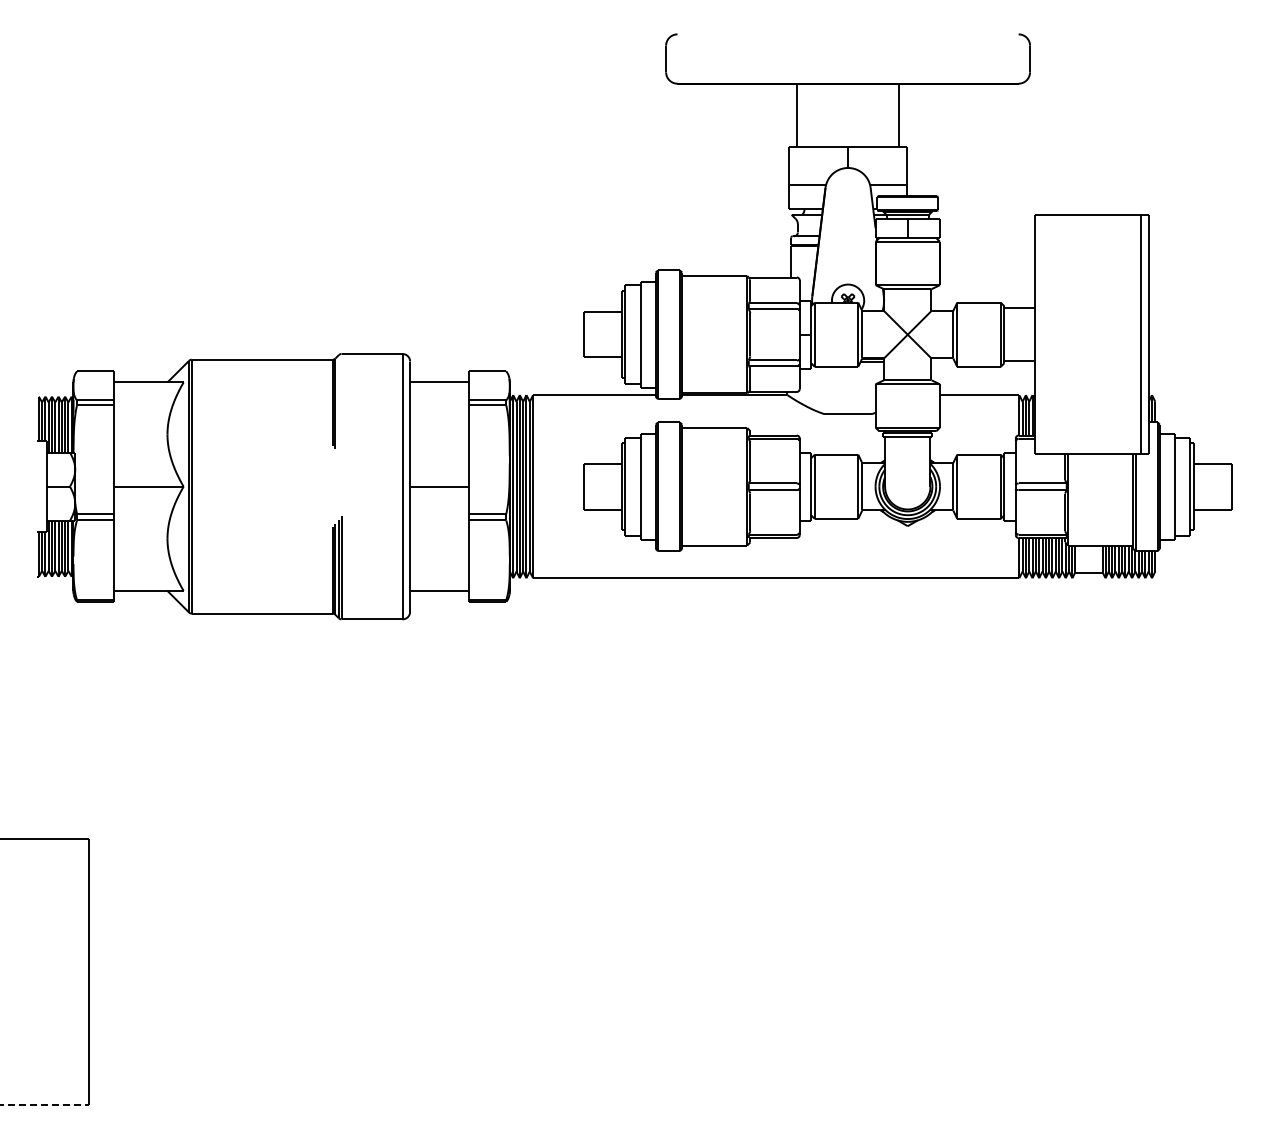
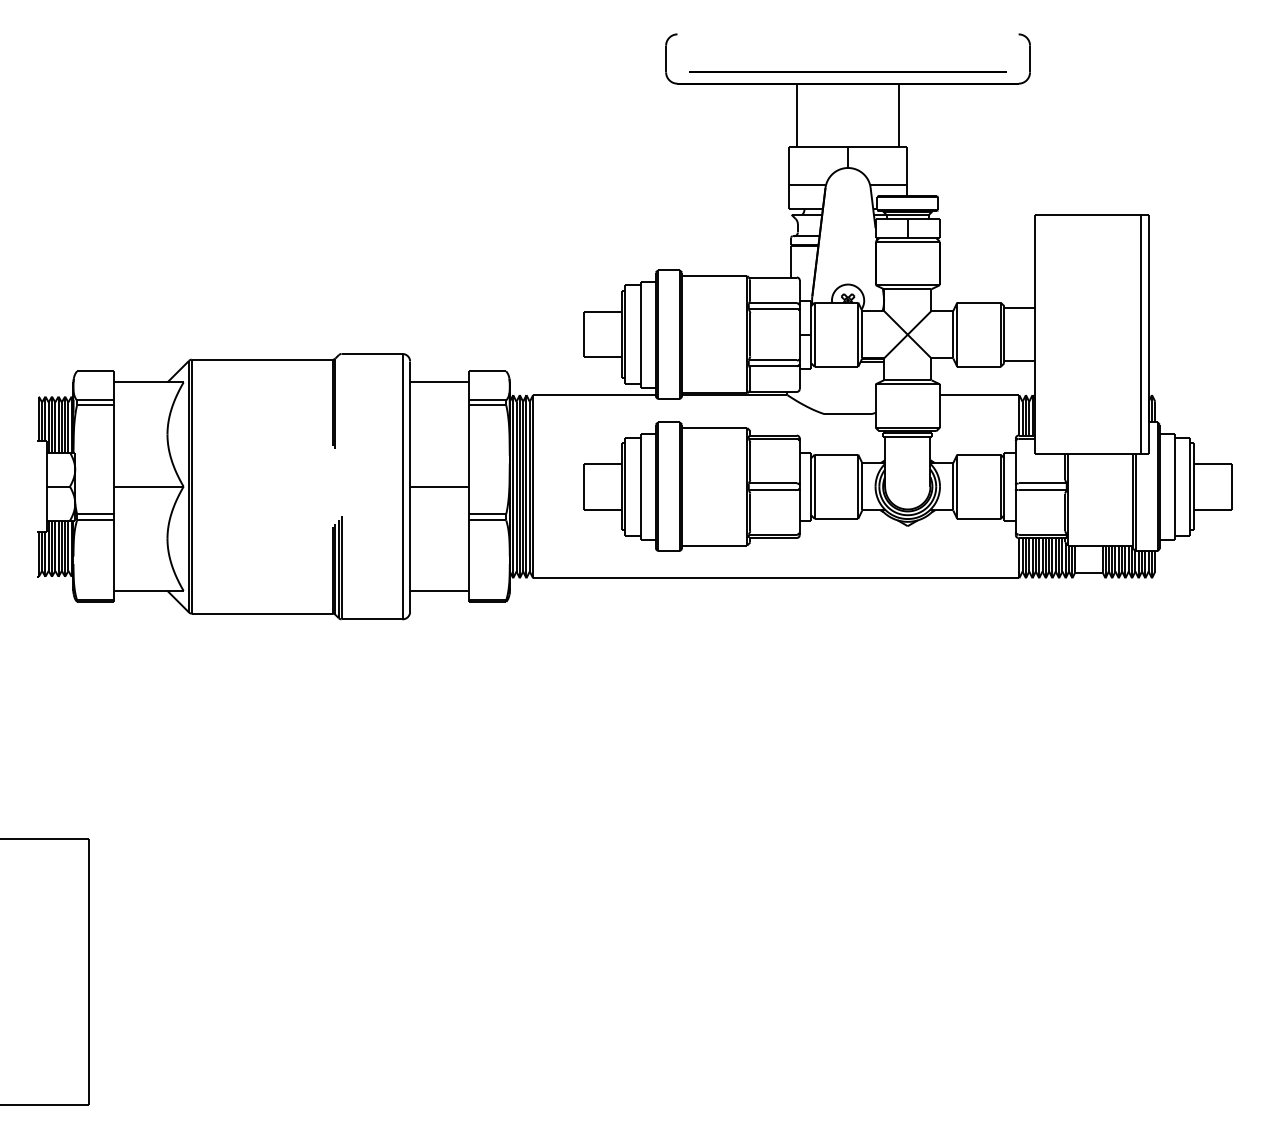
line: none -> present (847, 71)
line: dashed -> solid (44, 1104)
